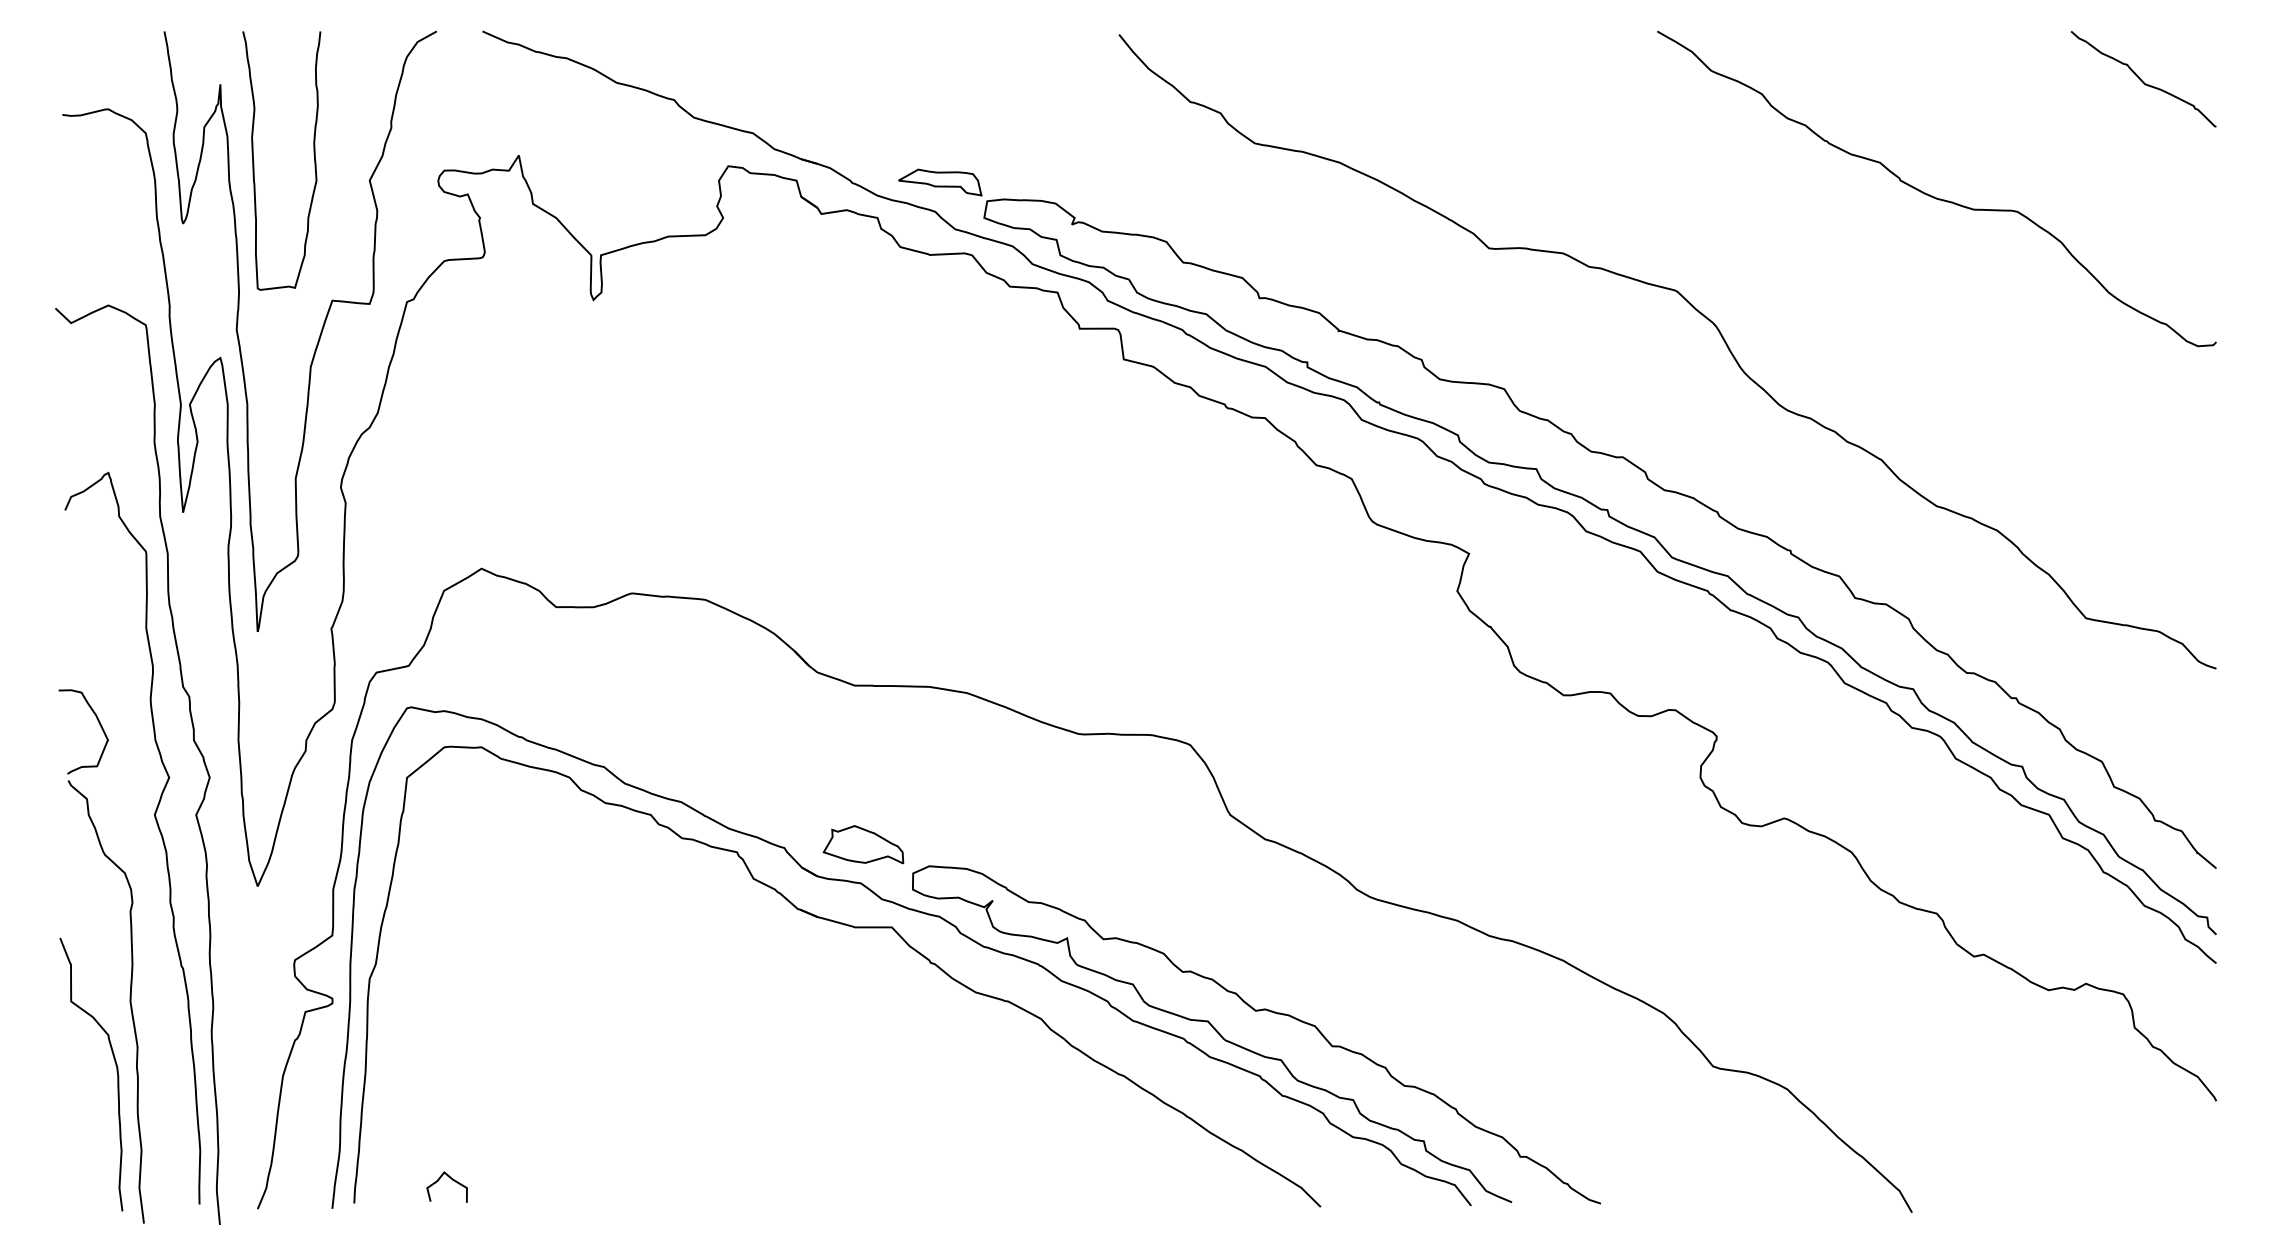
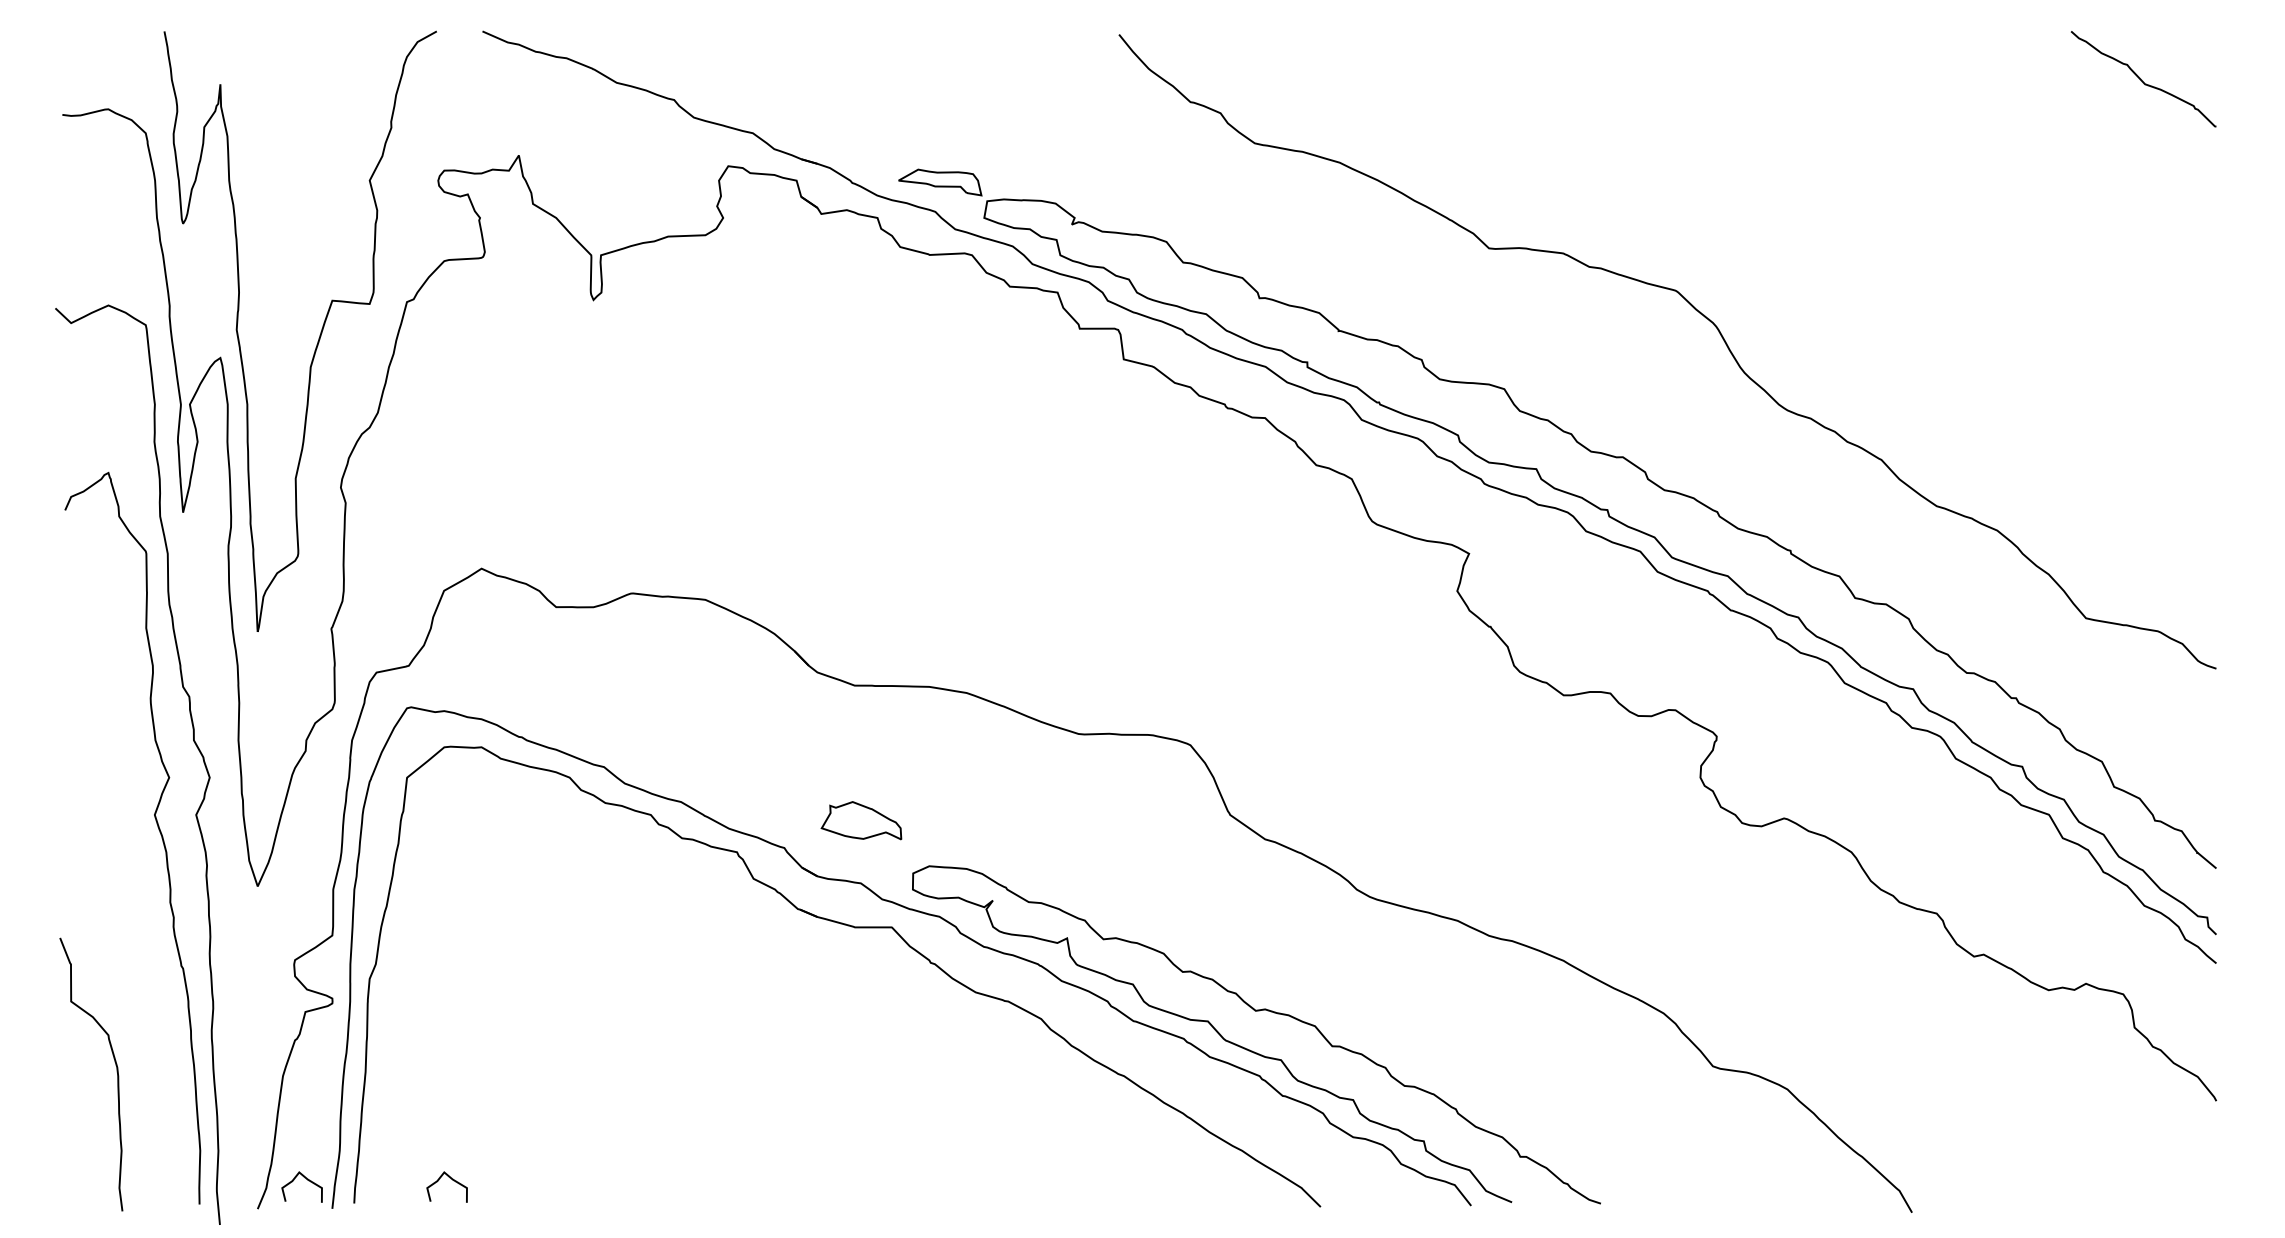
curve: present -> none (254, 162)
curve: present -> none (1932, 195)
part position: (863, 844) -> (861, 820) (861, 820)
part: present -> none (131, 956)
curve: none -> present (307, 1180)
